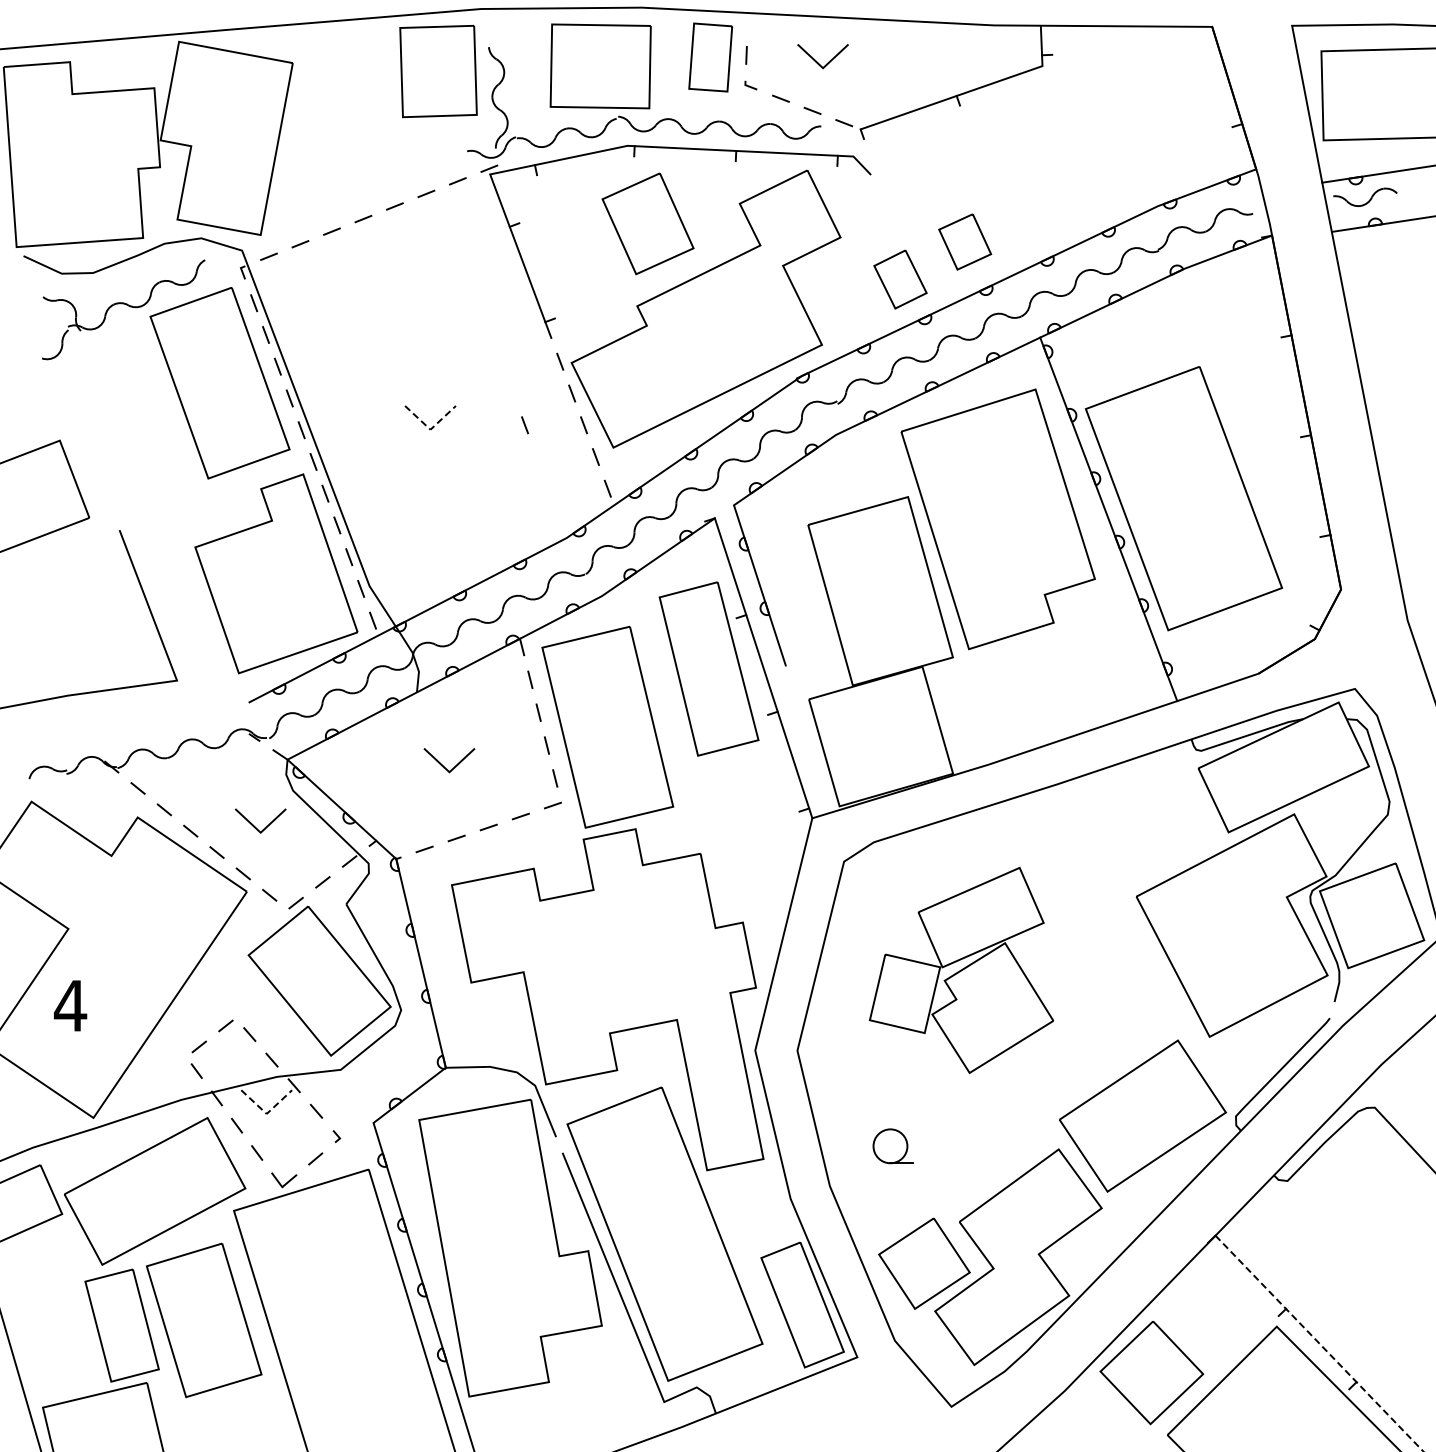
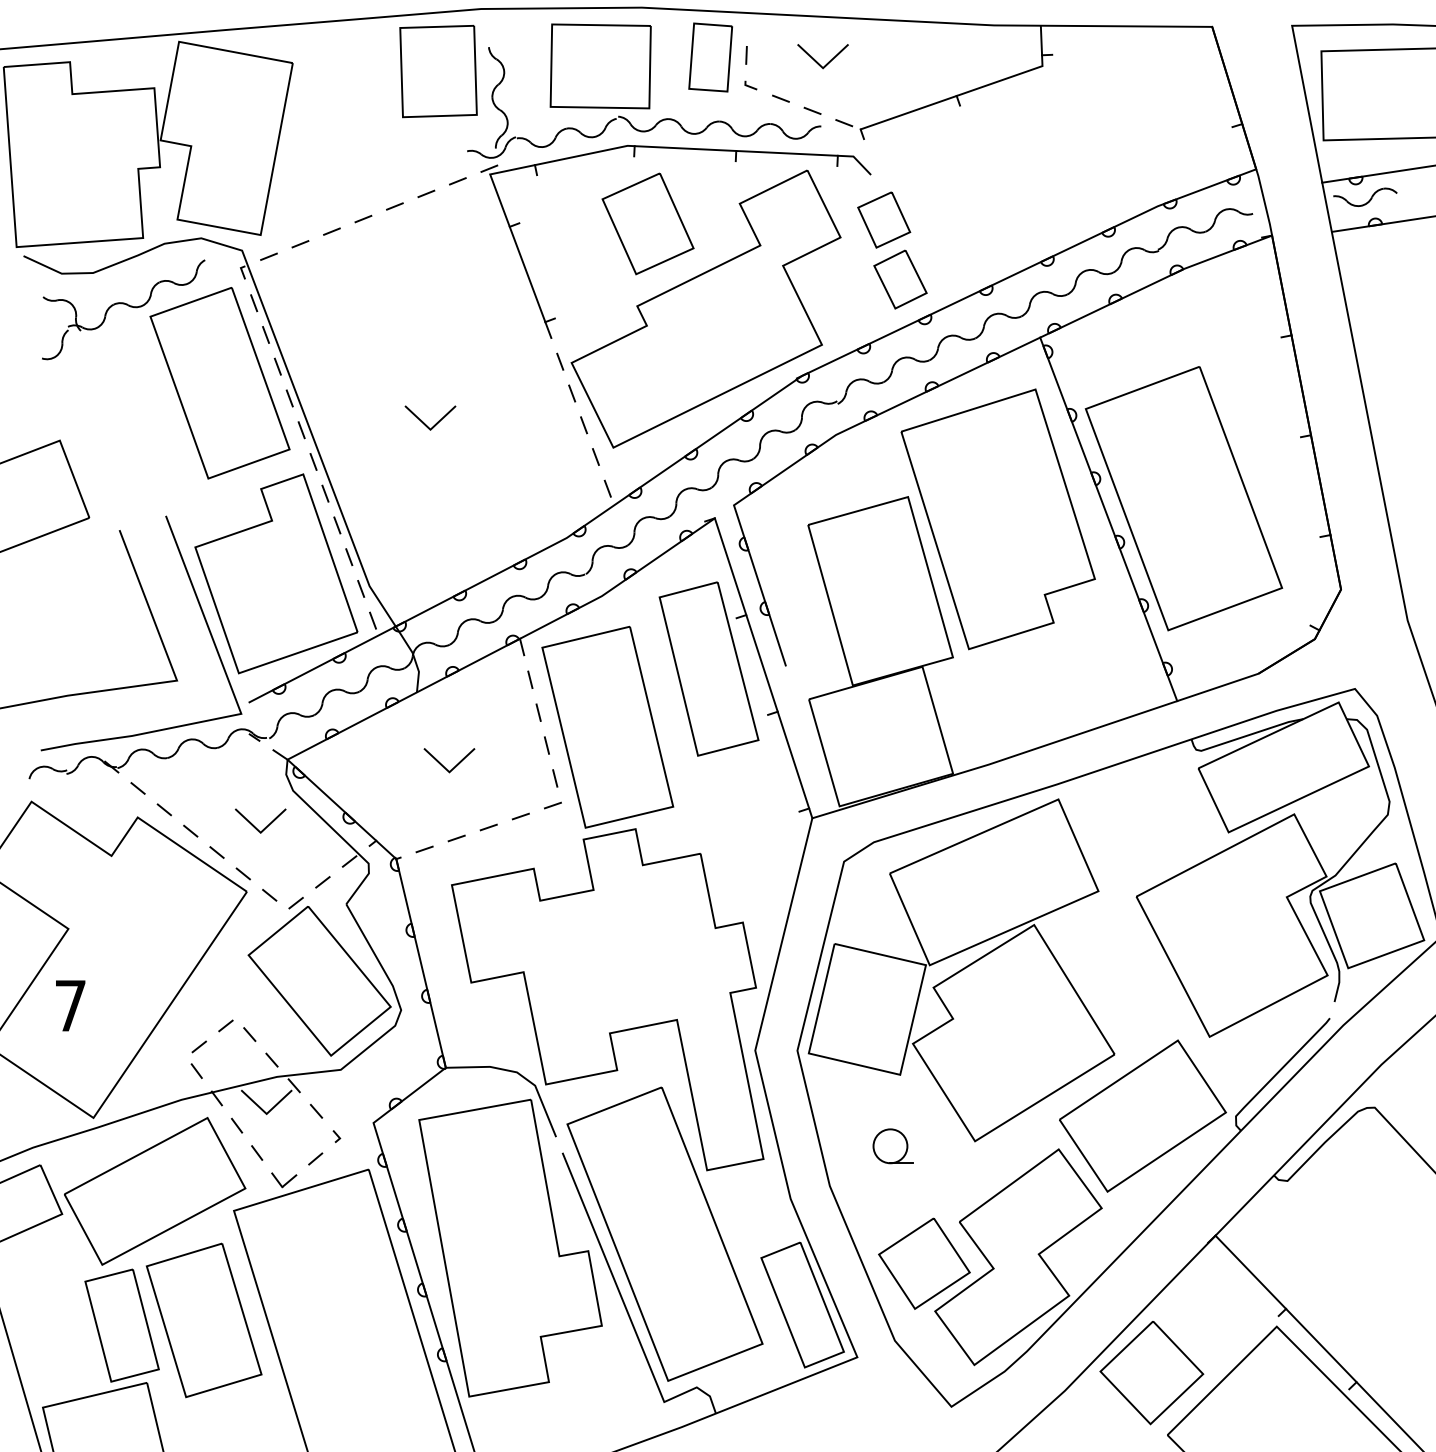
part position: (965, 241) -> (884, 219) (884, 219)
line: present -> none (524, 425)
line: dashed -> solid (430, 429)
line: none -> present (199, 607)
part size: 186x207 px -> 309x345 px (961, 970)
text: 4 -> 7 (70, 1005)
line: dashed -> solid (266, 1113)
line: dashed -> solid (1319, 1343)
